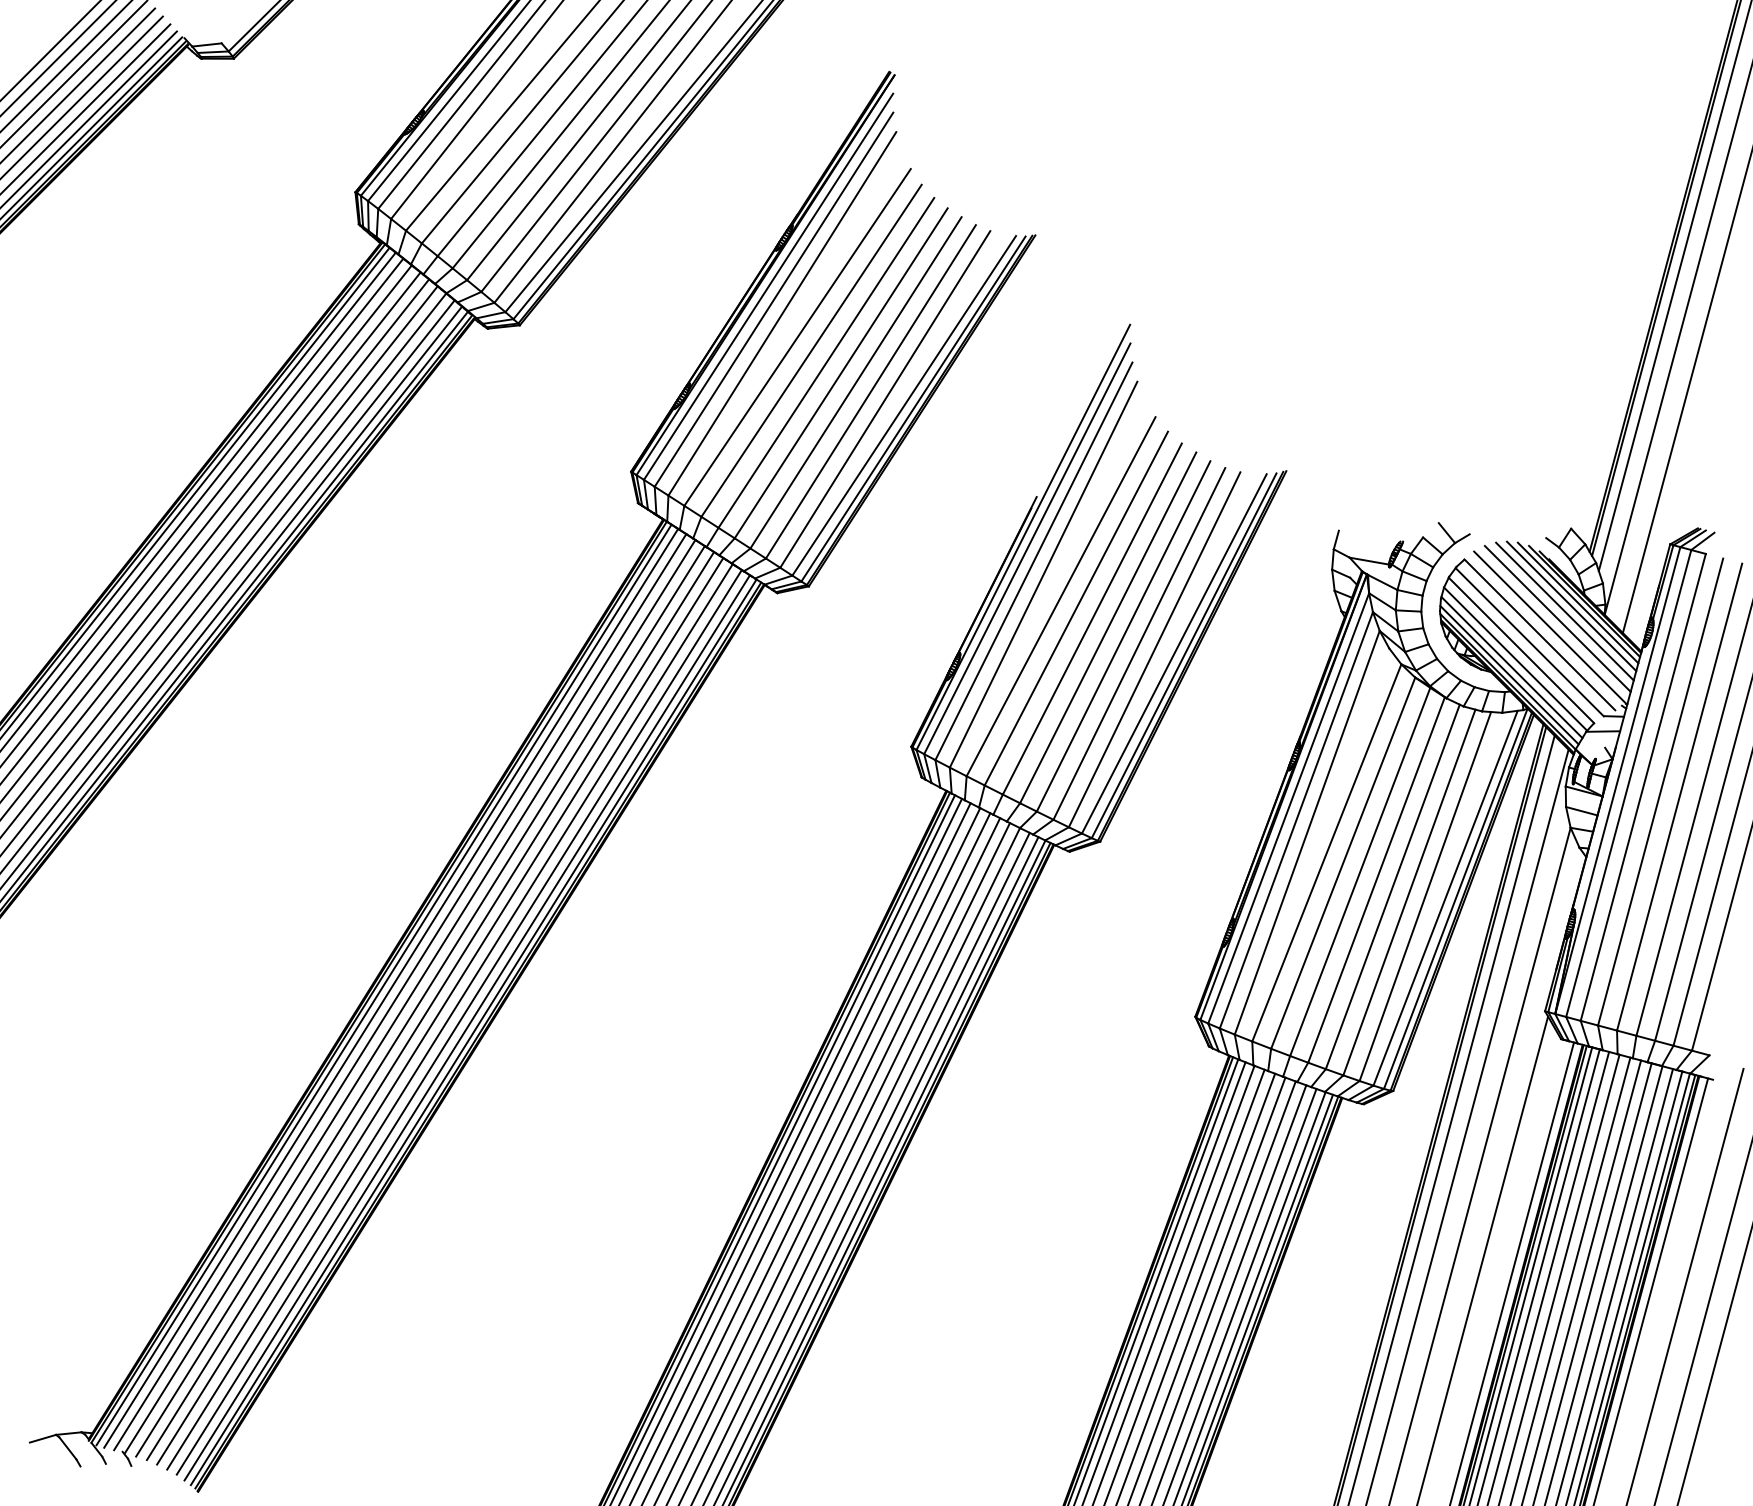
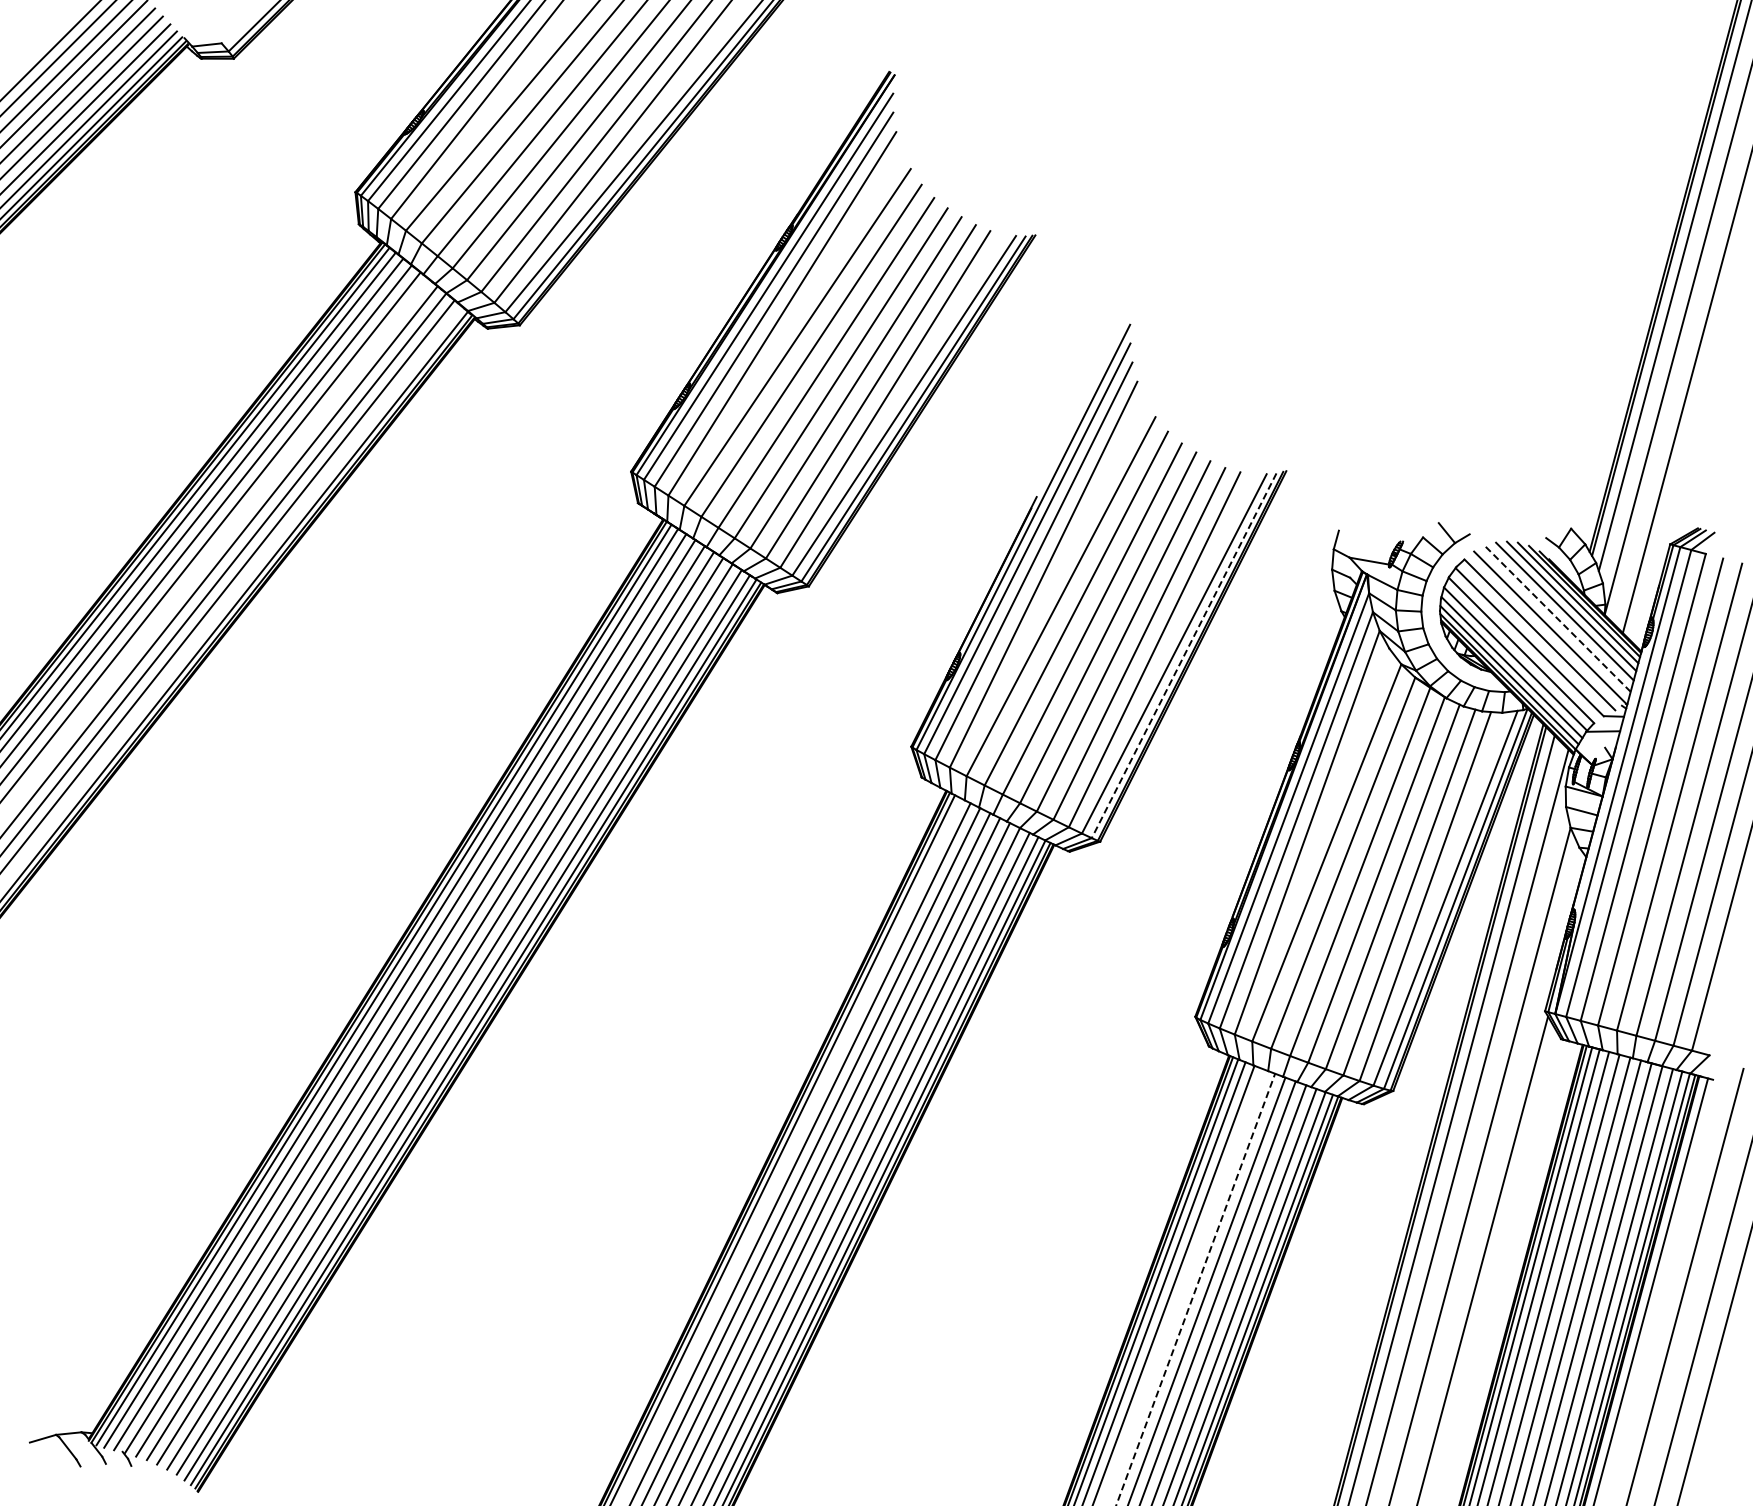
line: present -> none (215, 548)
line: present -> none (232, 596)
line: solid -> dashed (1557, 618)
line: solid -> dashed (1183, 656)
line: present -> none (791, 1150)
line: present -> none (1512, 1272)
line: present -> none (1184, 1285)
line: solid -> dashed (1195, 1289)
